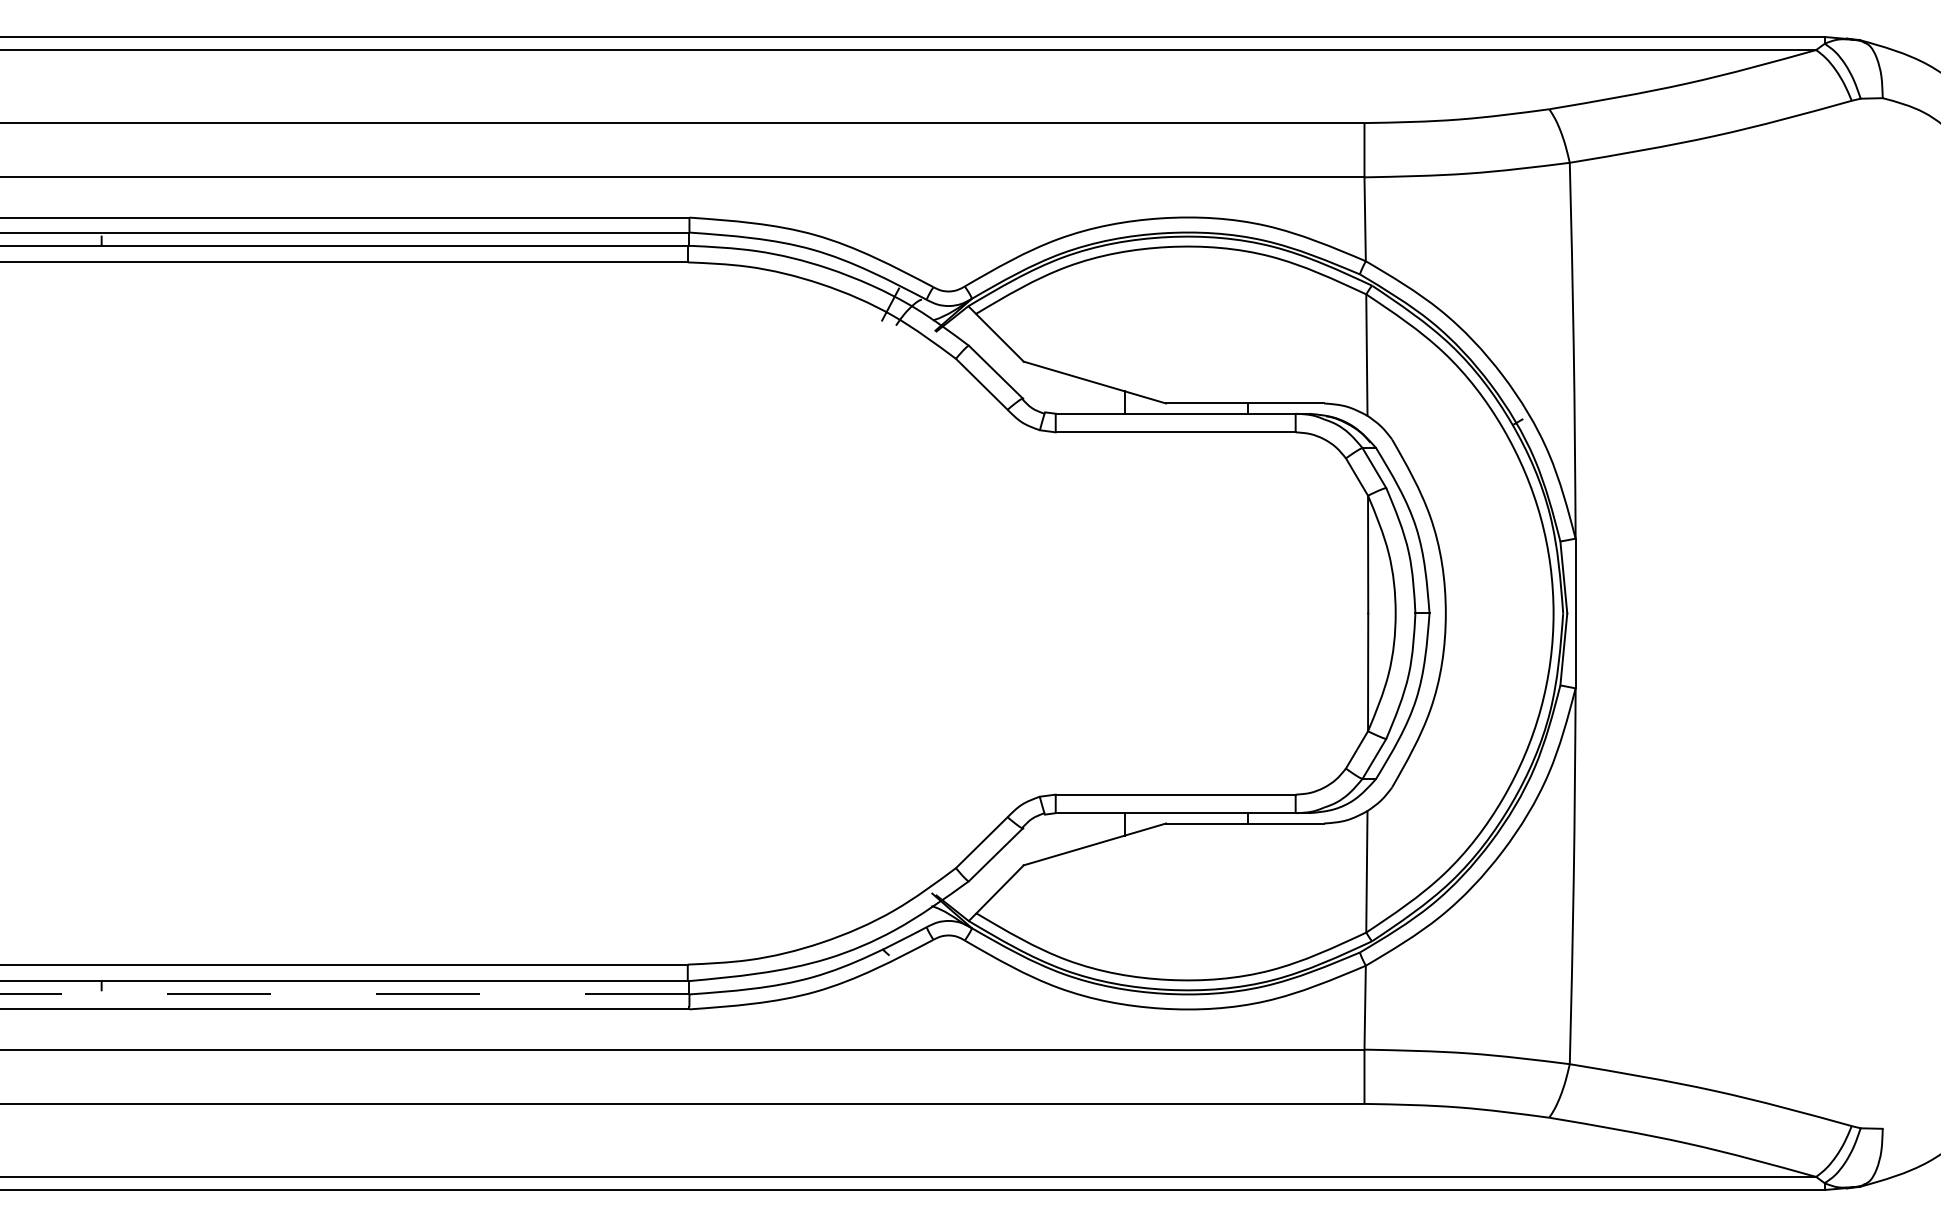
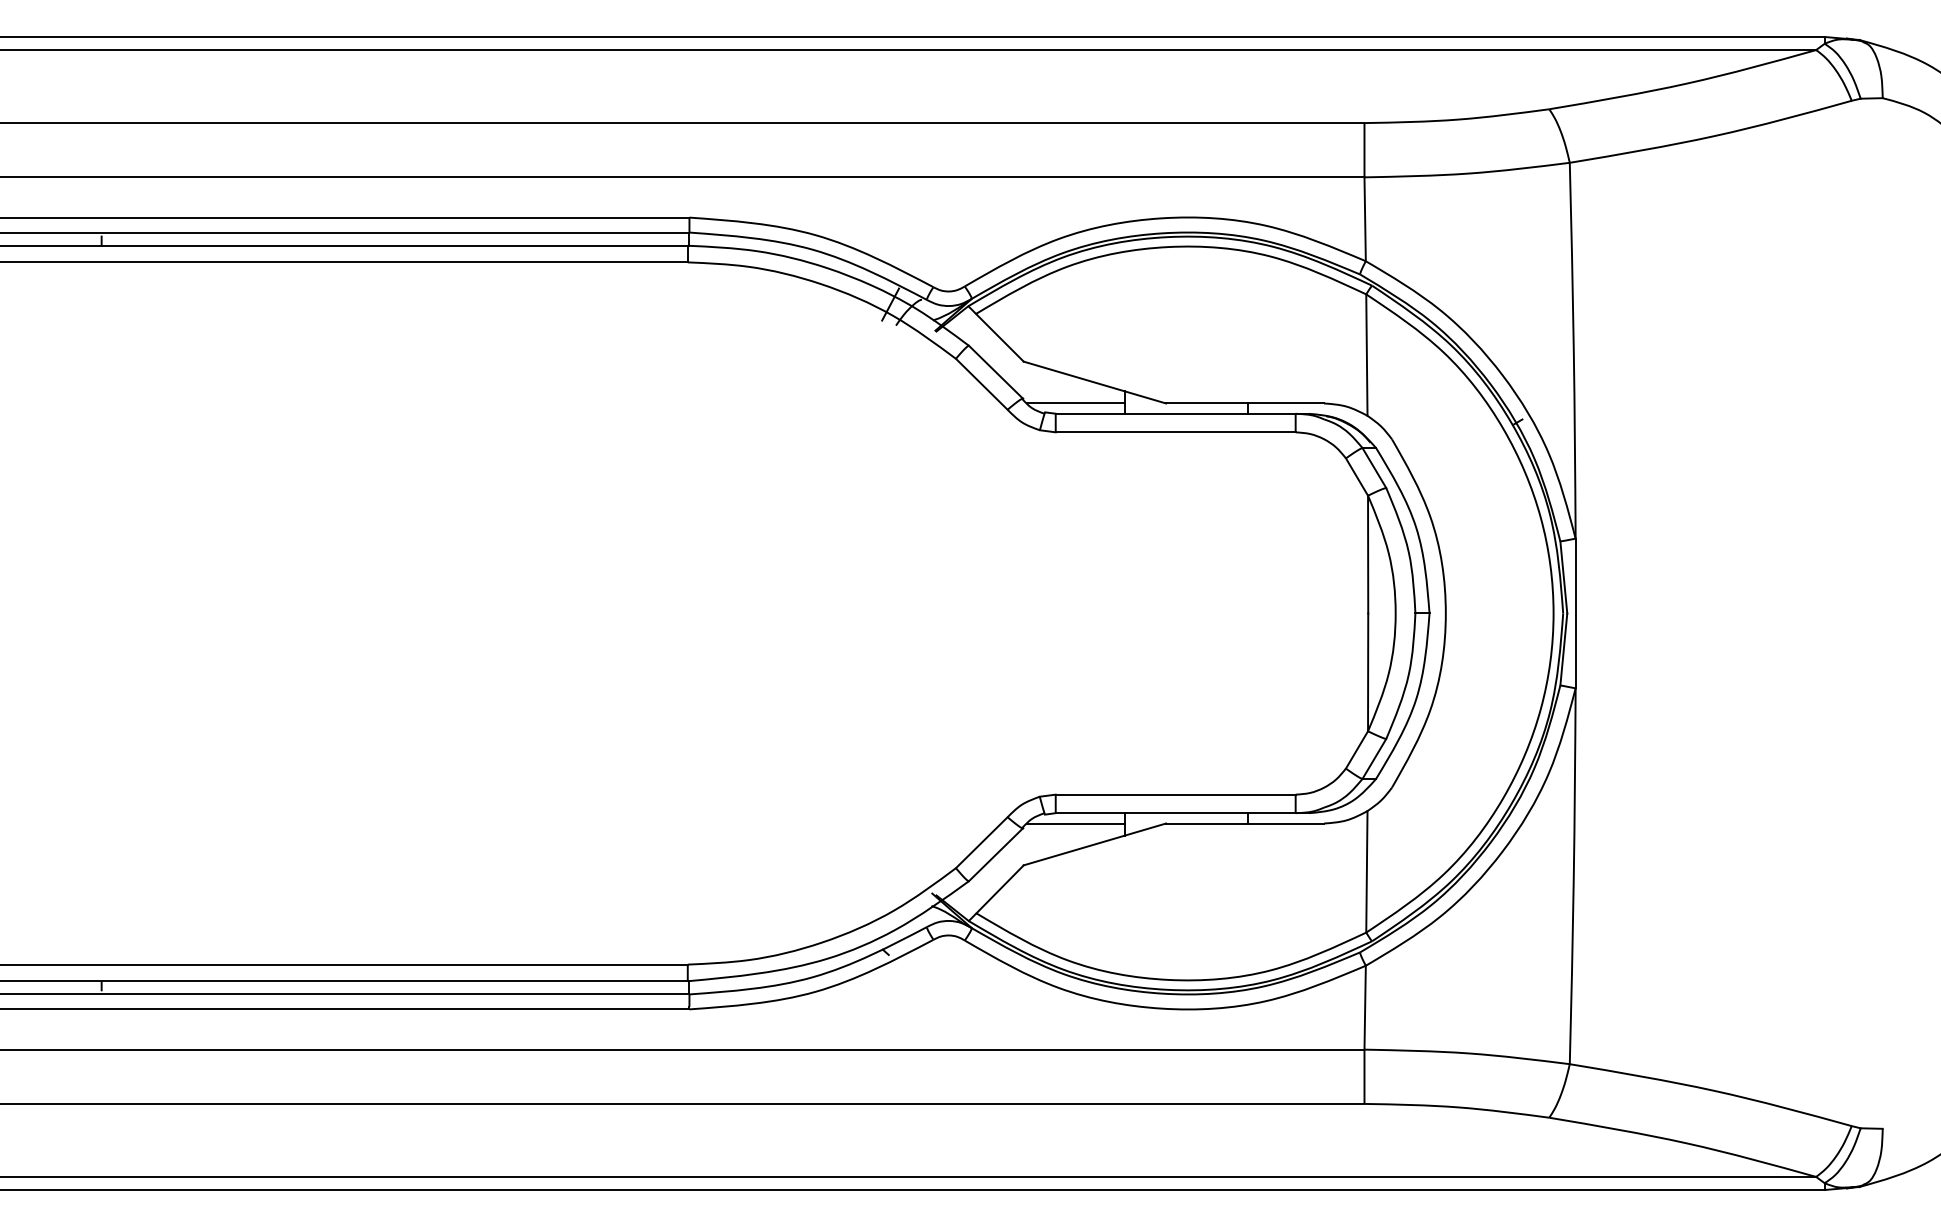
line: none -> present (1075, 403)
line: none -> present (1075, 823)
line: dashed -> solid (344, 994)
